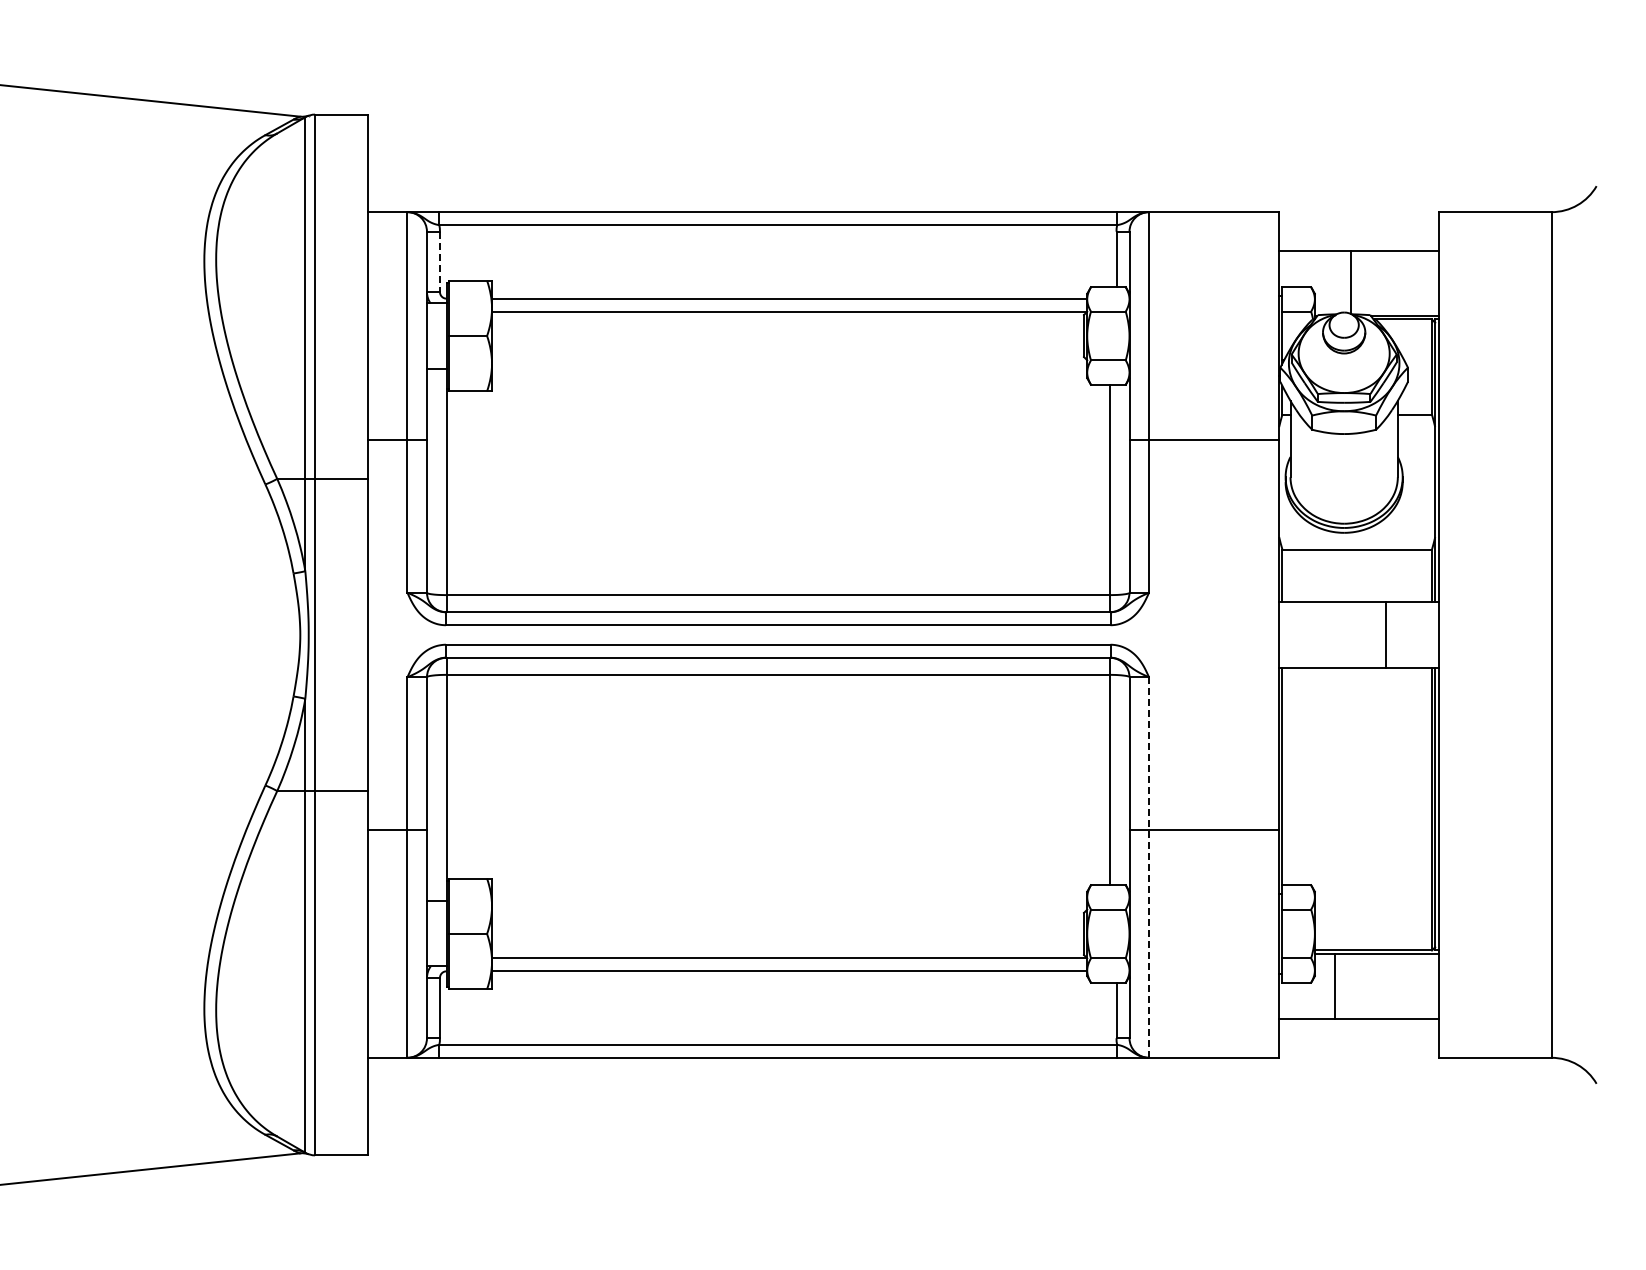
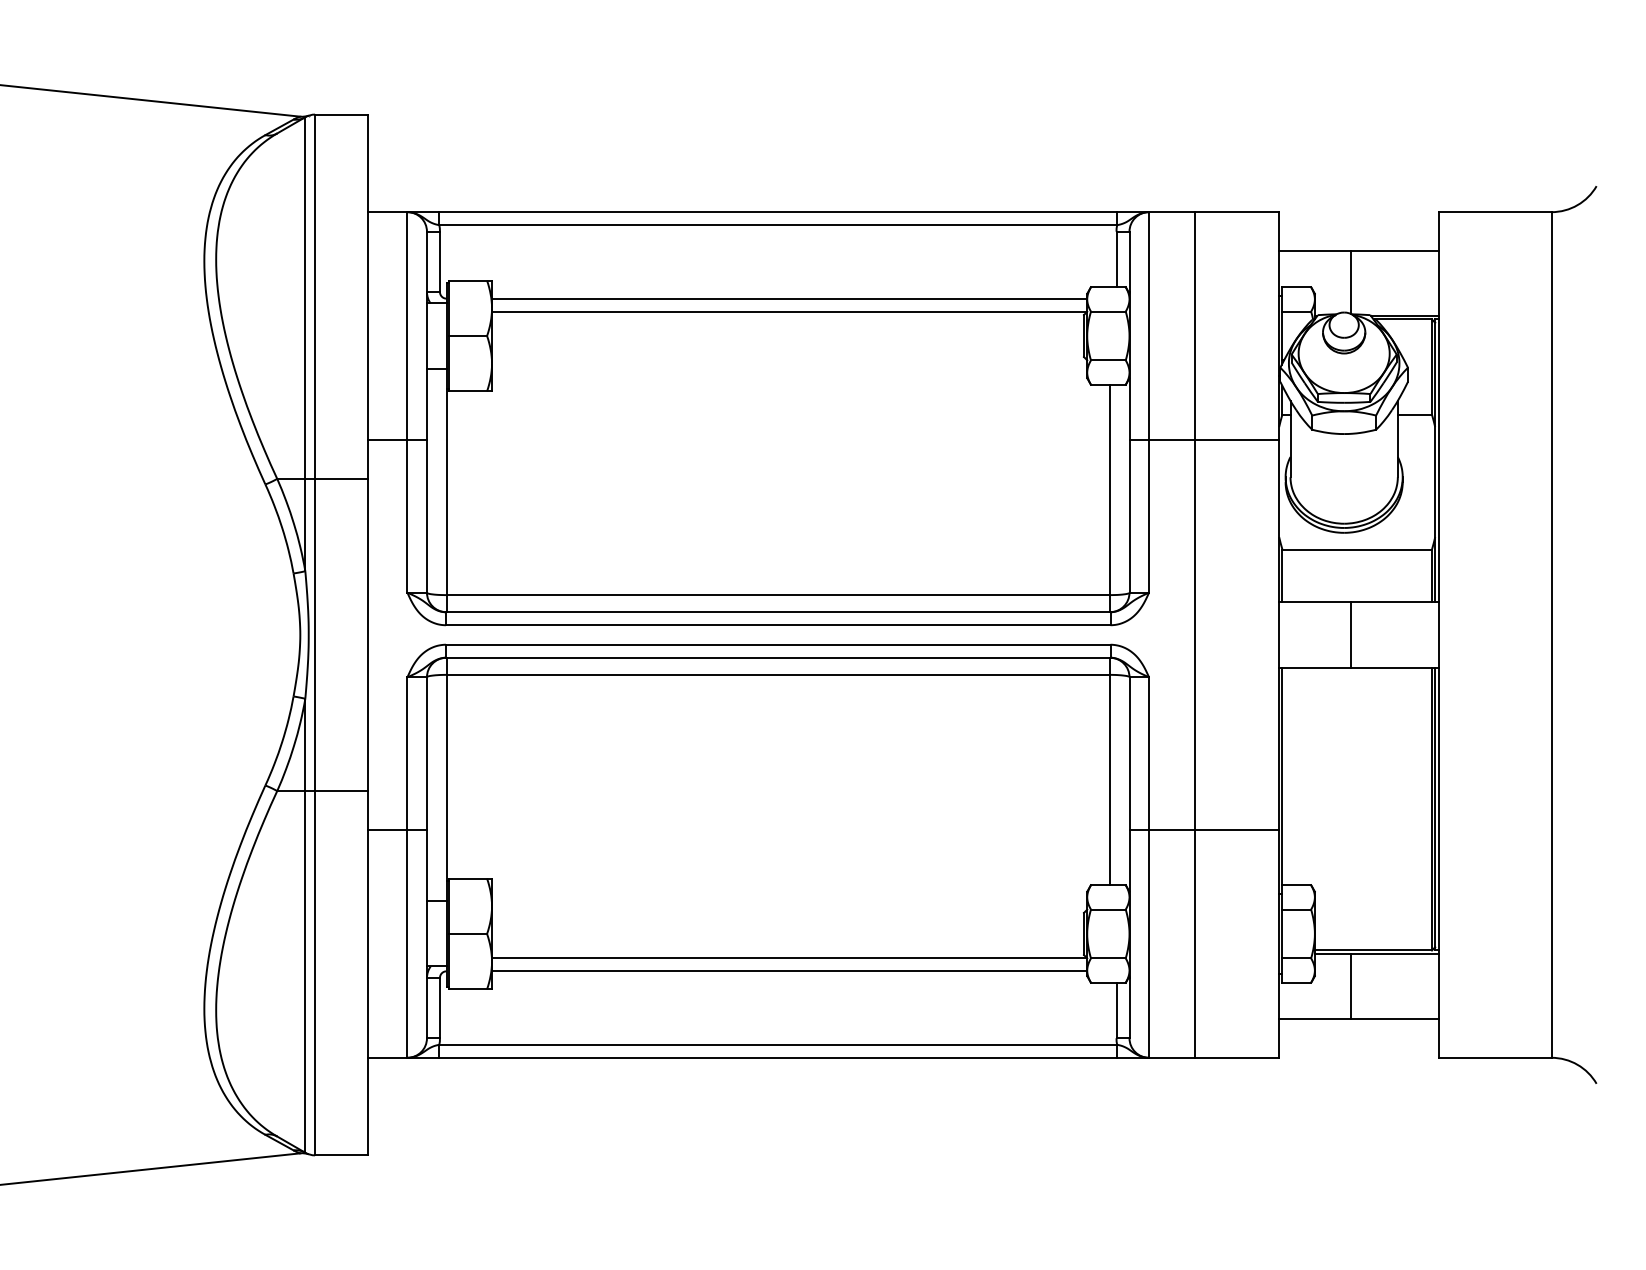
line: dashed -> solid (439, 262)
line: none -> present (1194, 634)
line position: (1385, 634) -> (1350, 634) (1350, 634)
line: dashed -> solid (1149, 867)
line position: (1334, 985) -> (1350, 985) (1350, 985)
